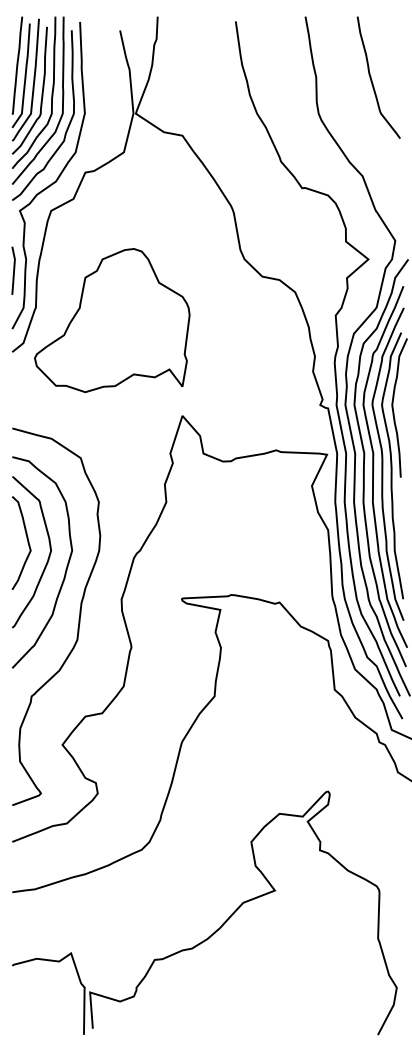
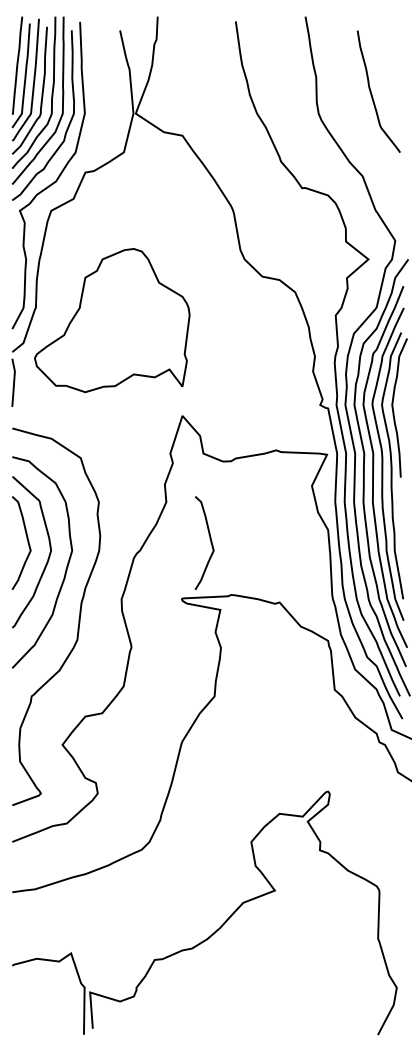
curve position: (372, 79) -> (372, 93) (372, 93)
line position: (13, 270) -> (13, 382) (13, 382)
curve: none -> present (210, 542)
